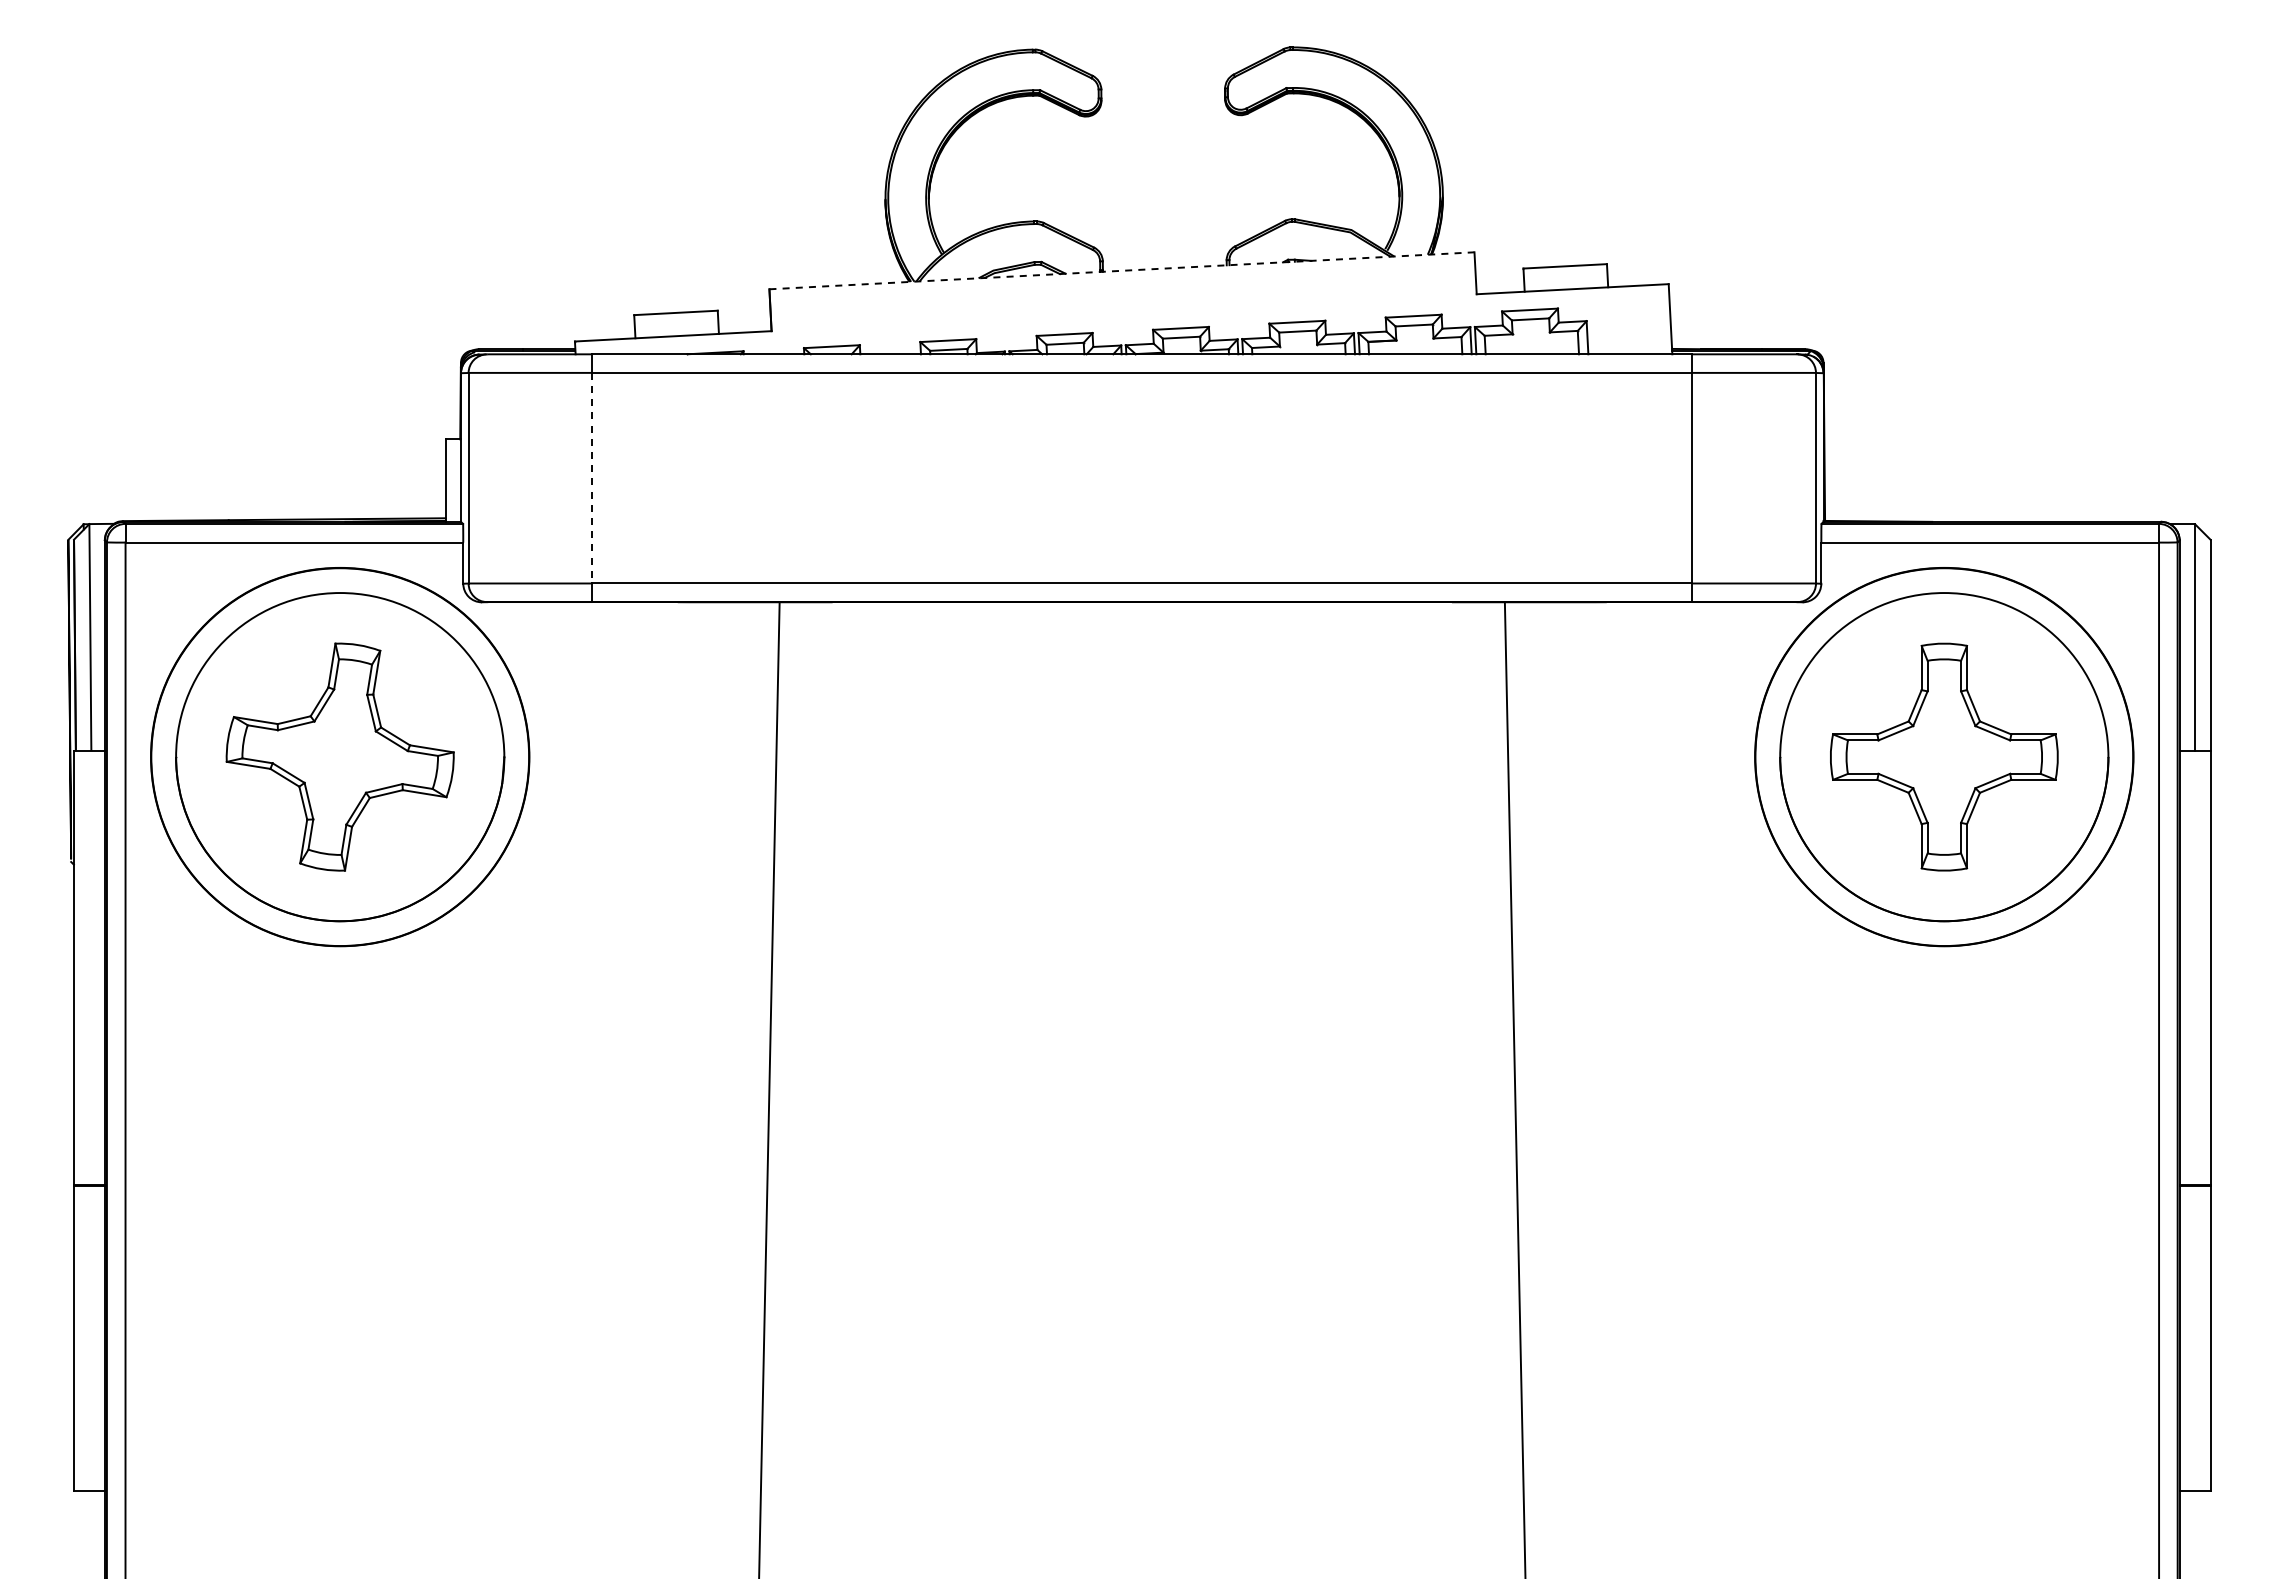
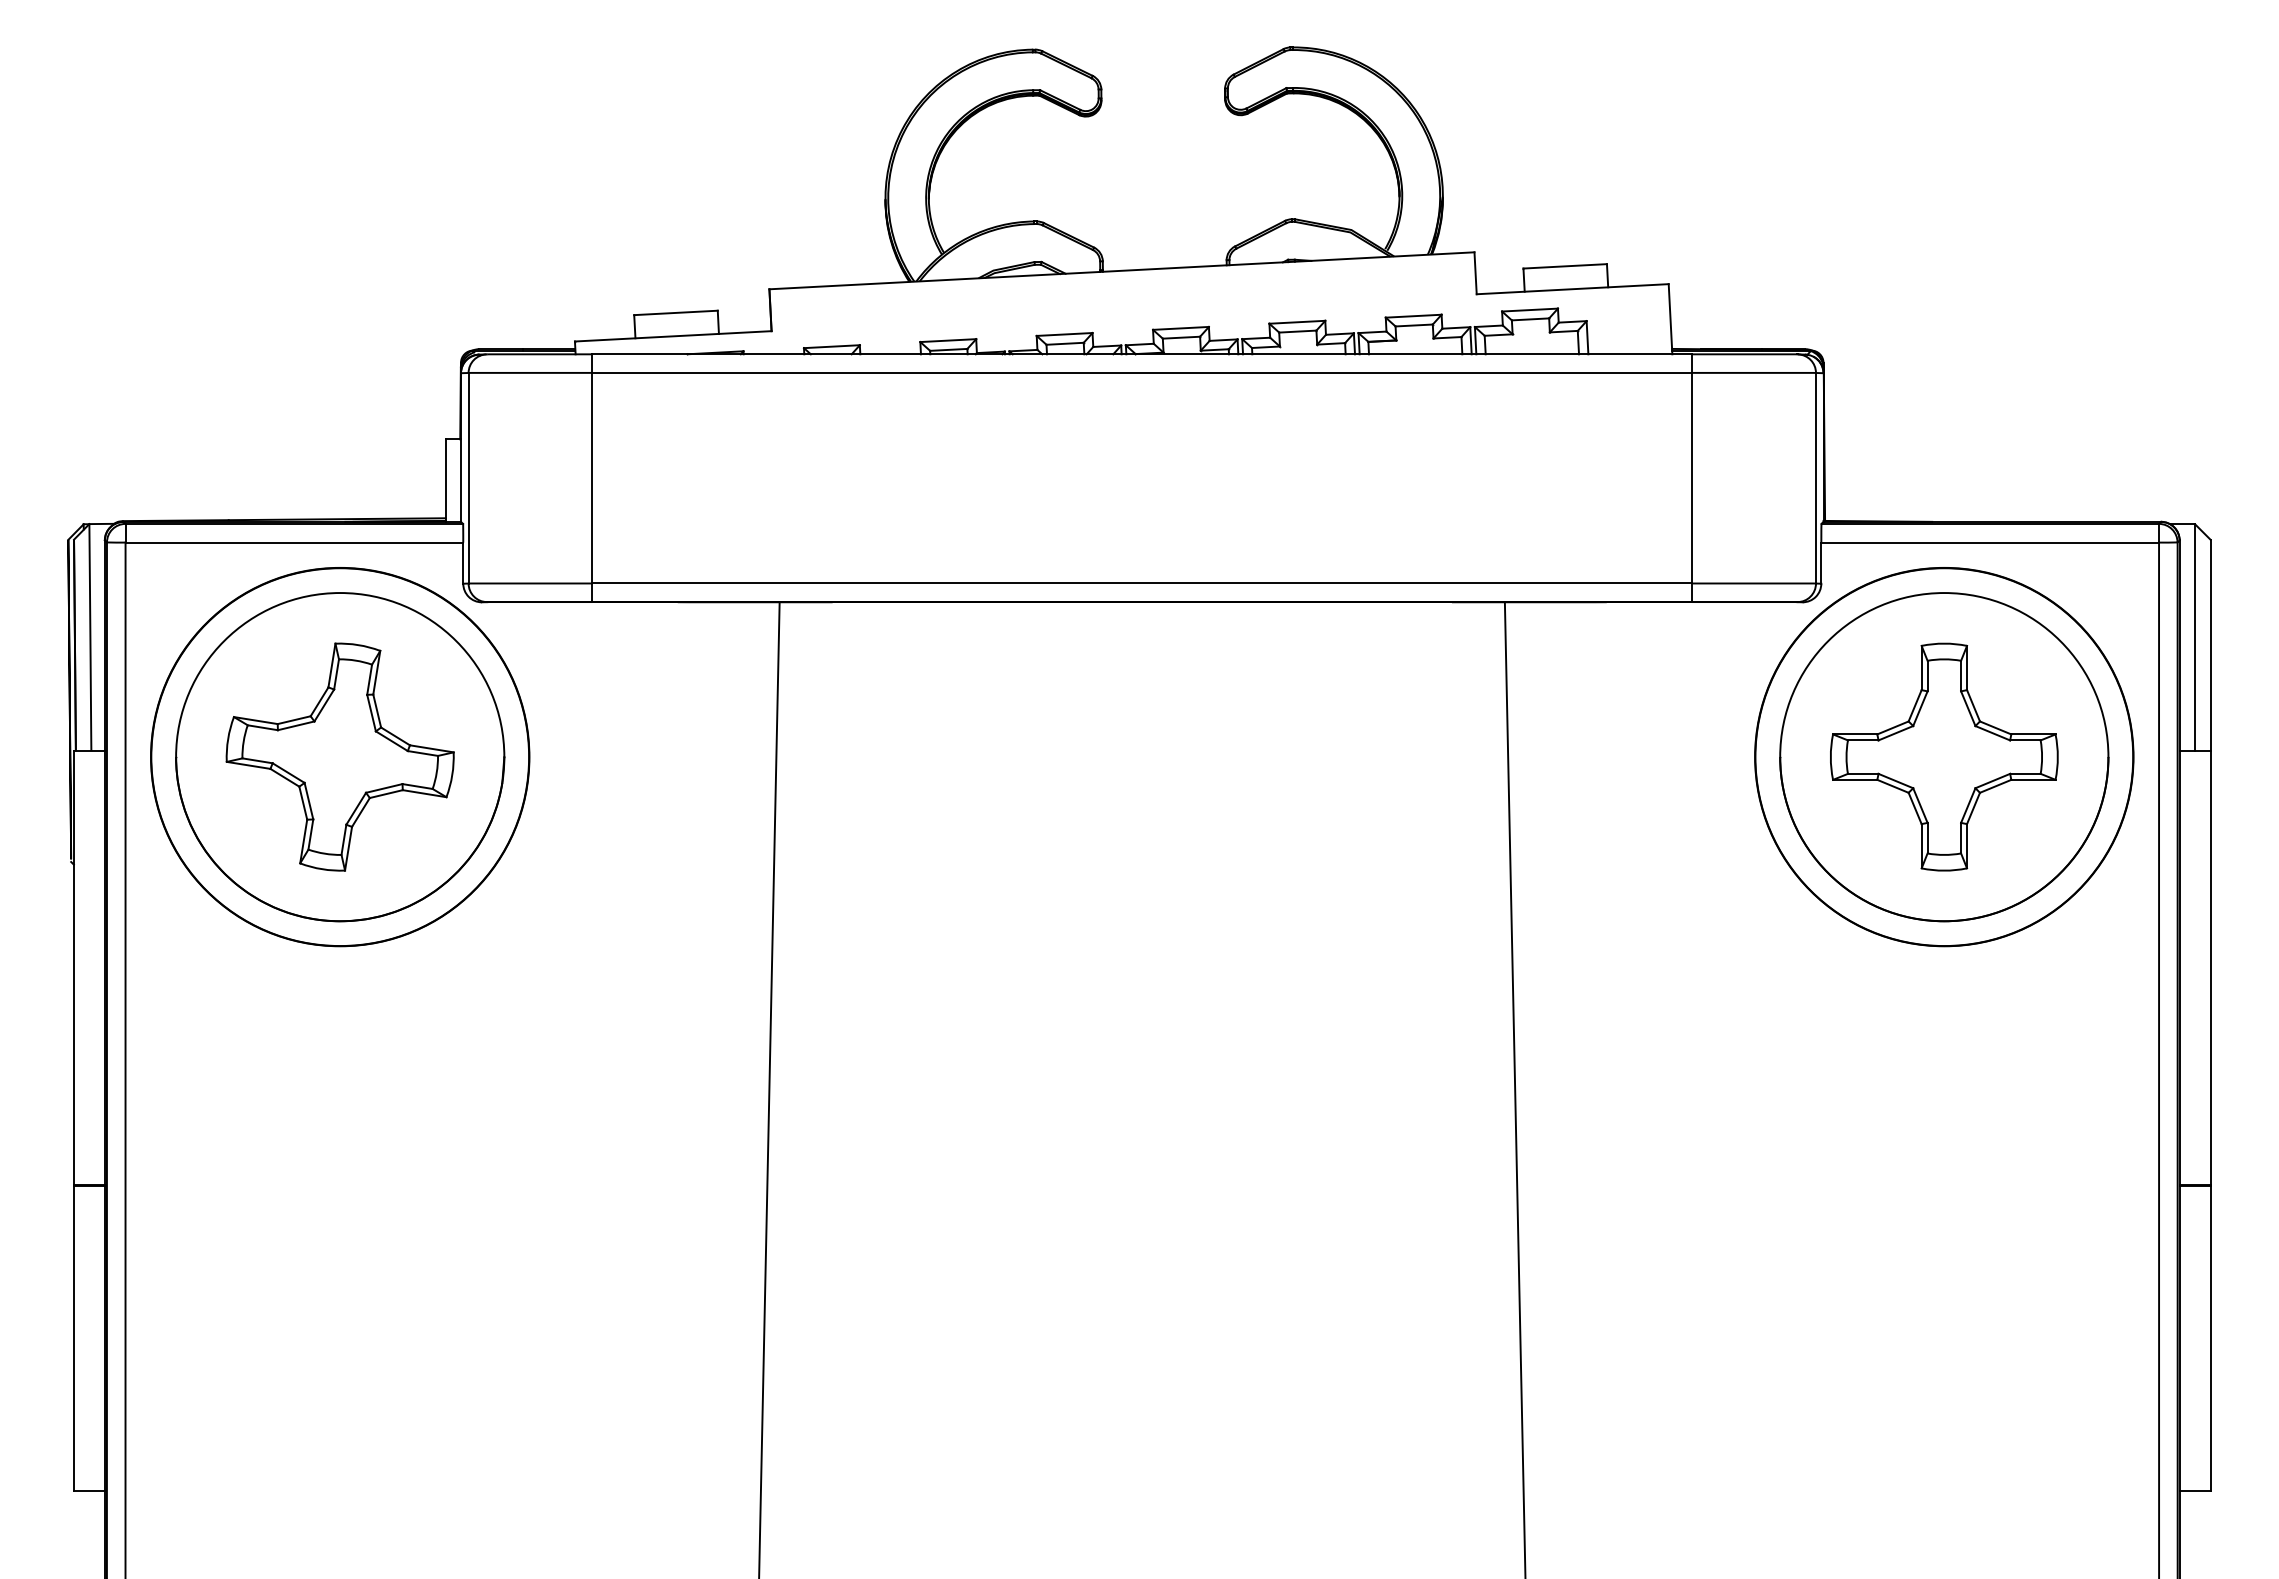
line: dashed -> solid (1122, 270)
line: dashed -> solid (592, 478)
